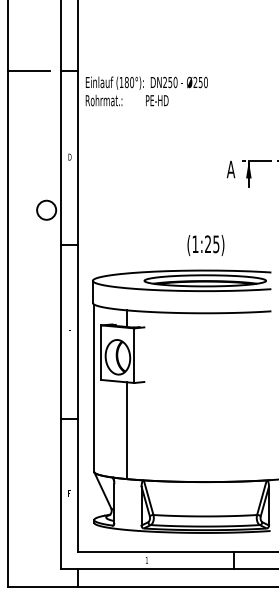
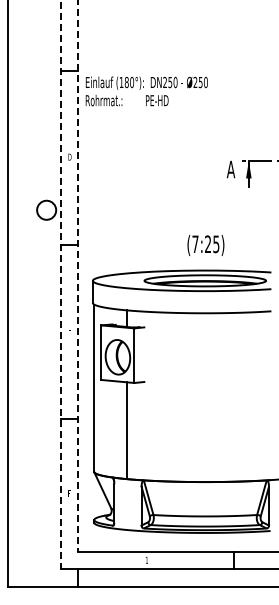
line: present -> none (29, 71)
text: (1:25) -> (7:25) (195, 243)
line: solid -> dashed (77, 276)
line: solid -> dashed (60, 284)
